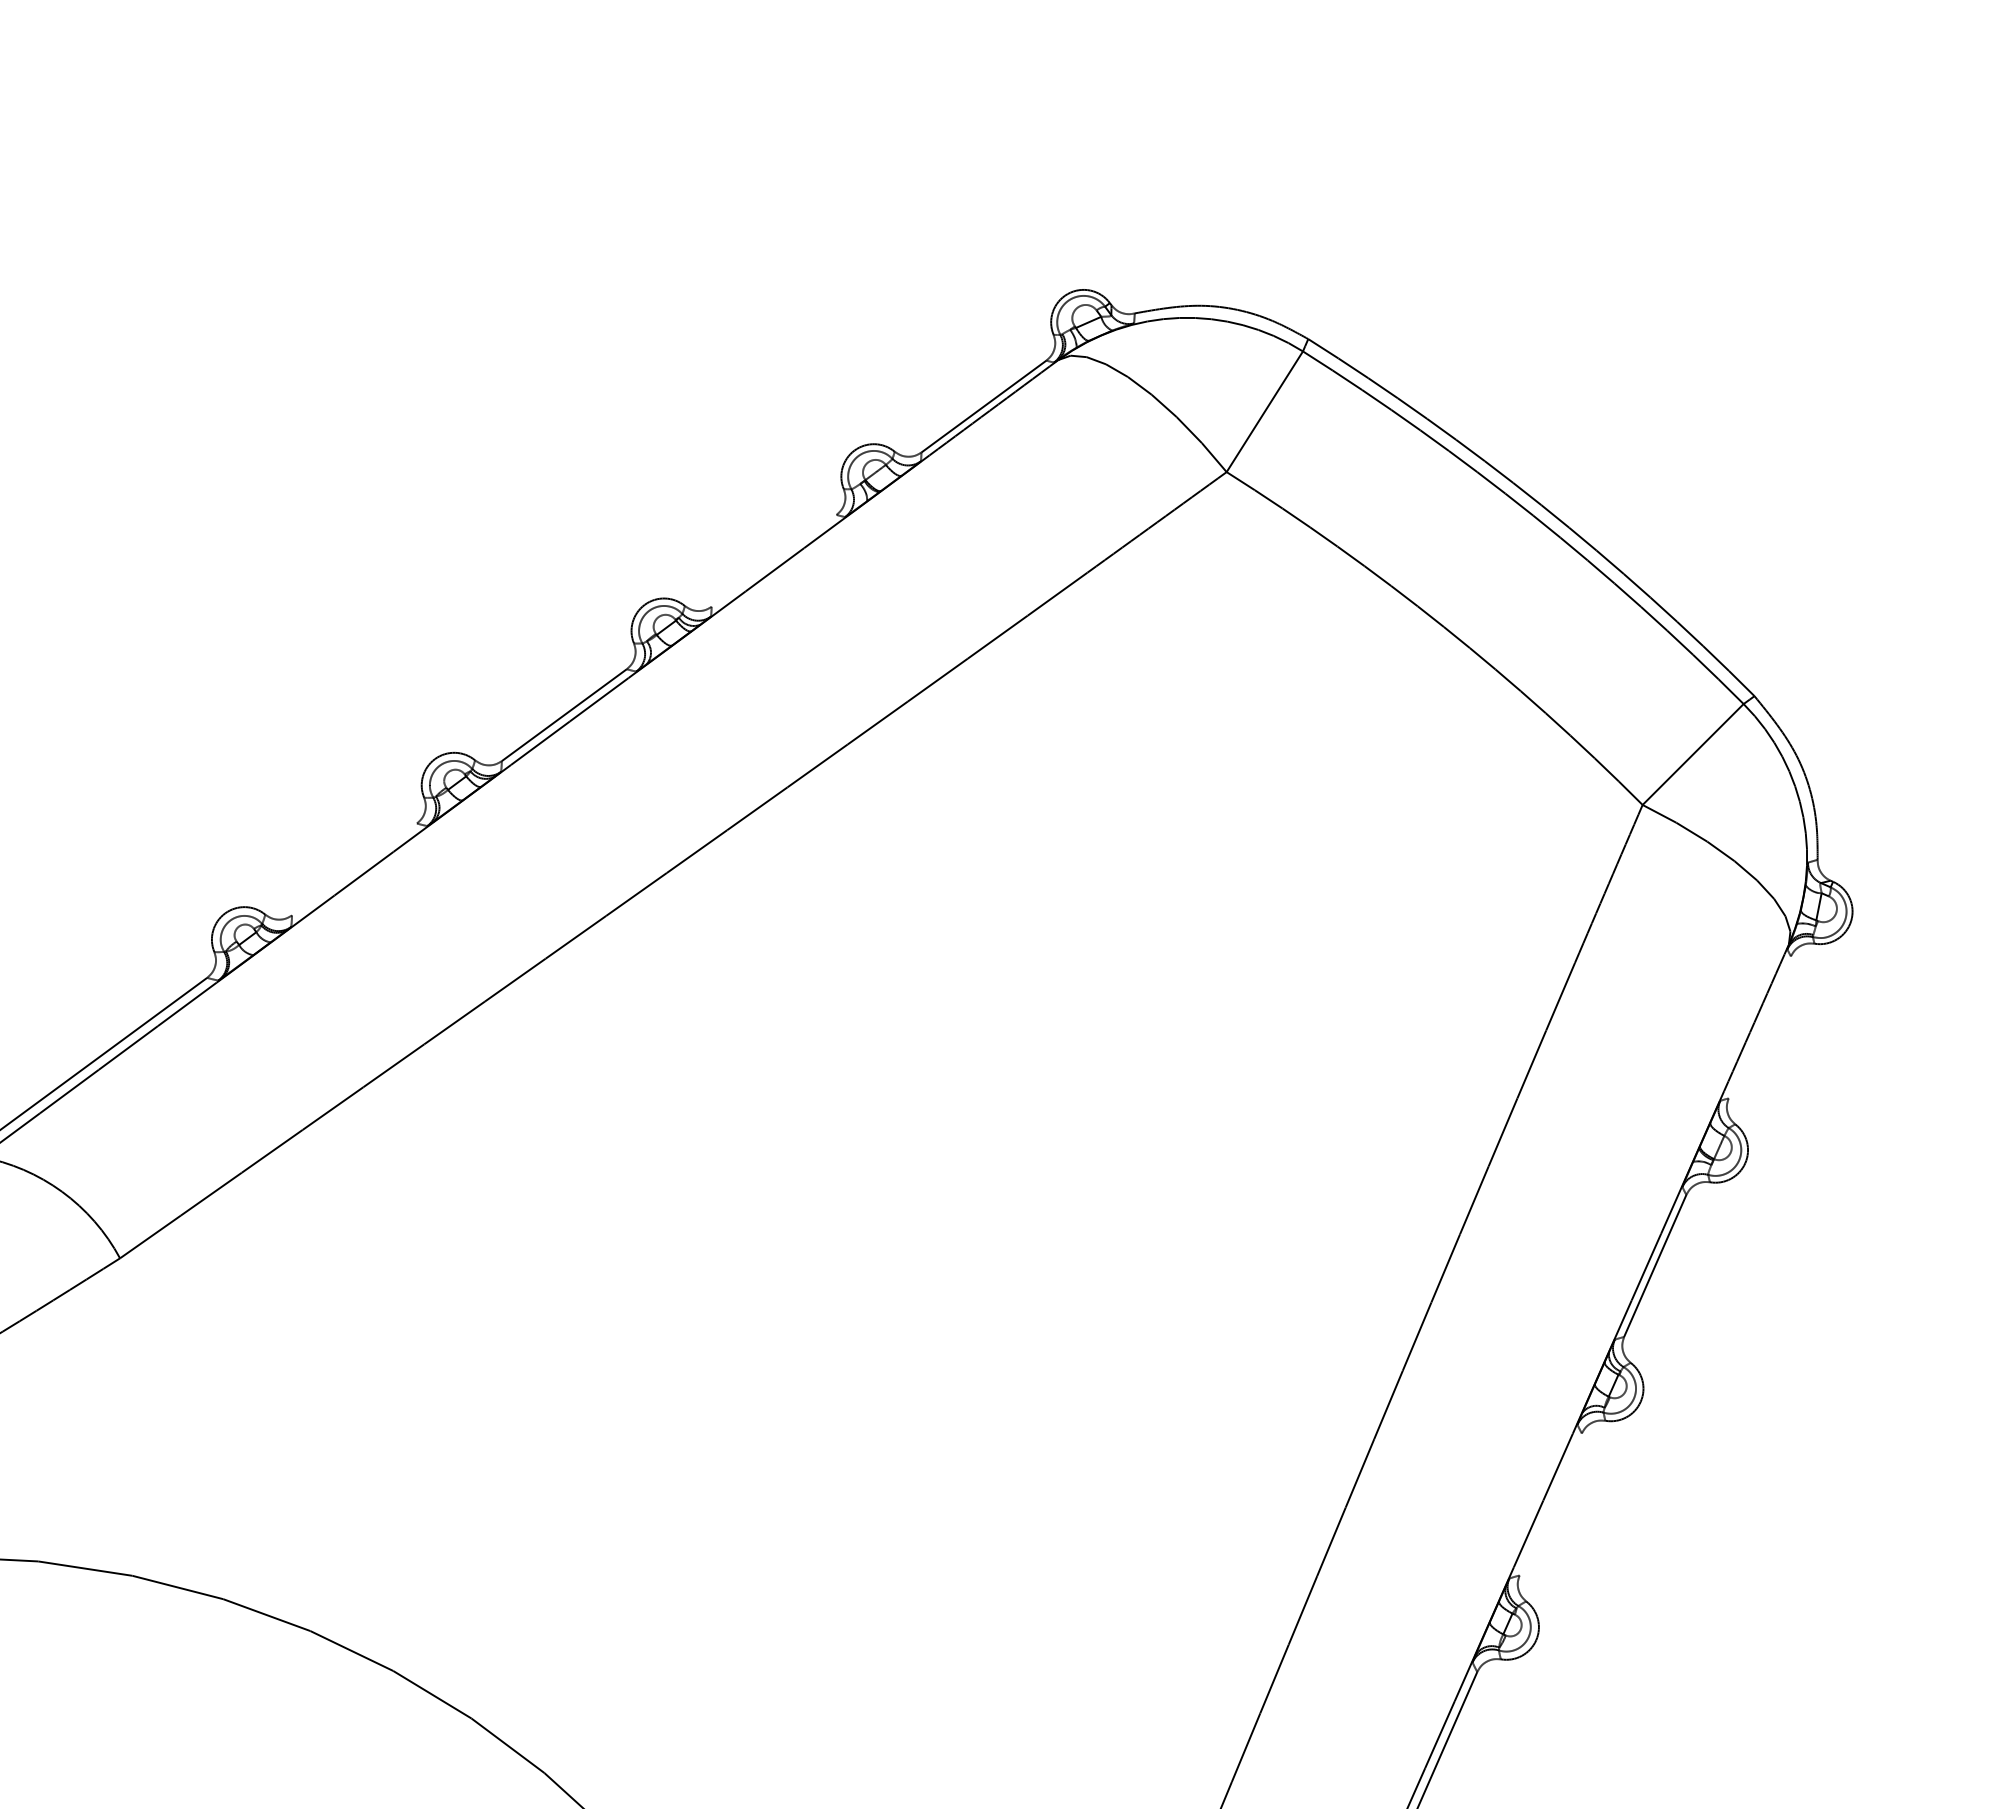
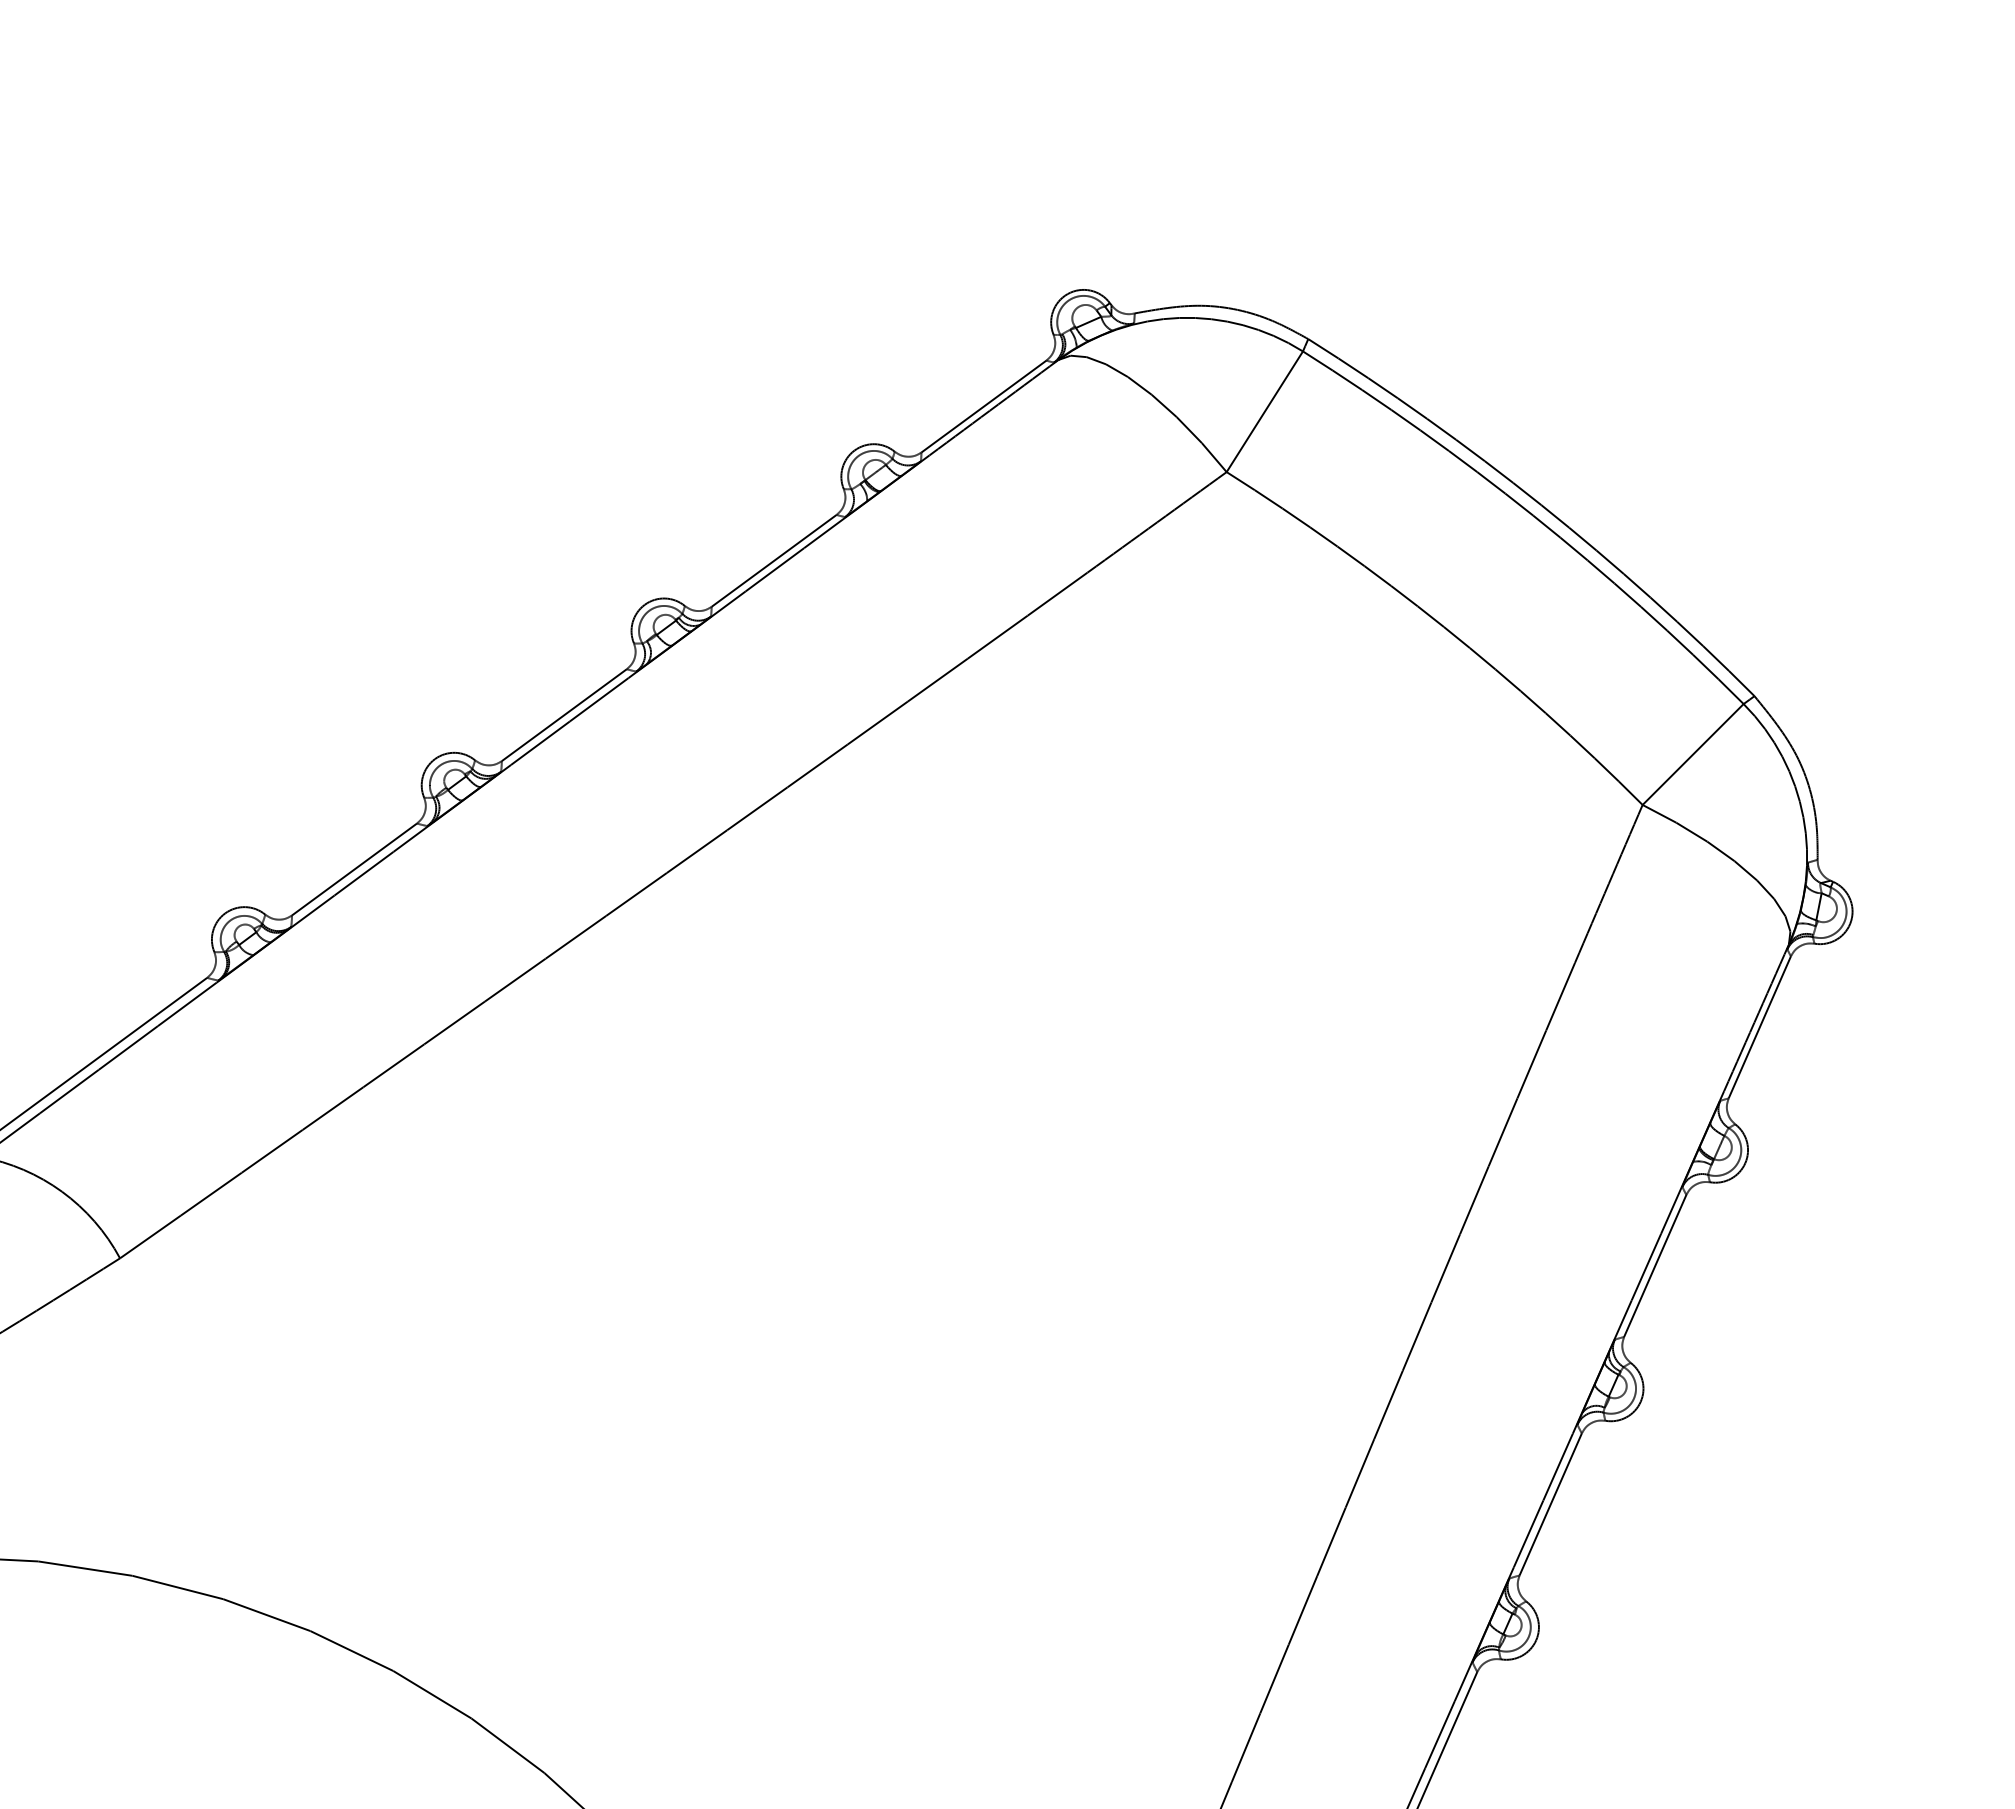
line: none -> present (773, 560)
line: none -> present (354, 869)
line: none -> present (1759, 1027)
line: none -> present (1550, 1504)
